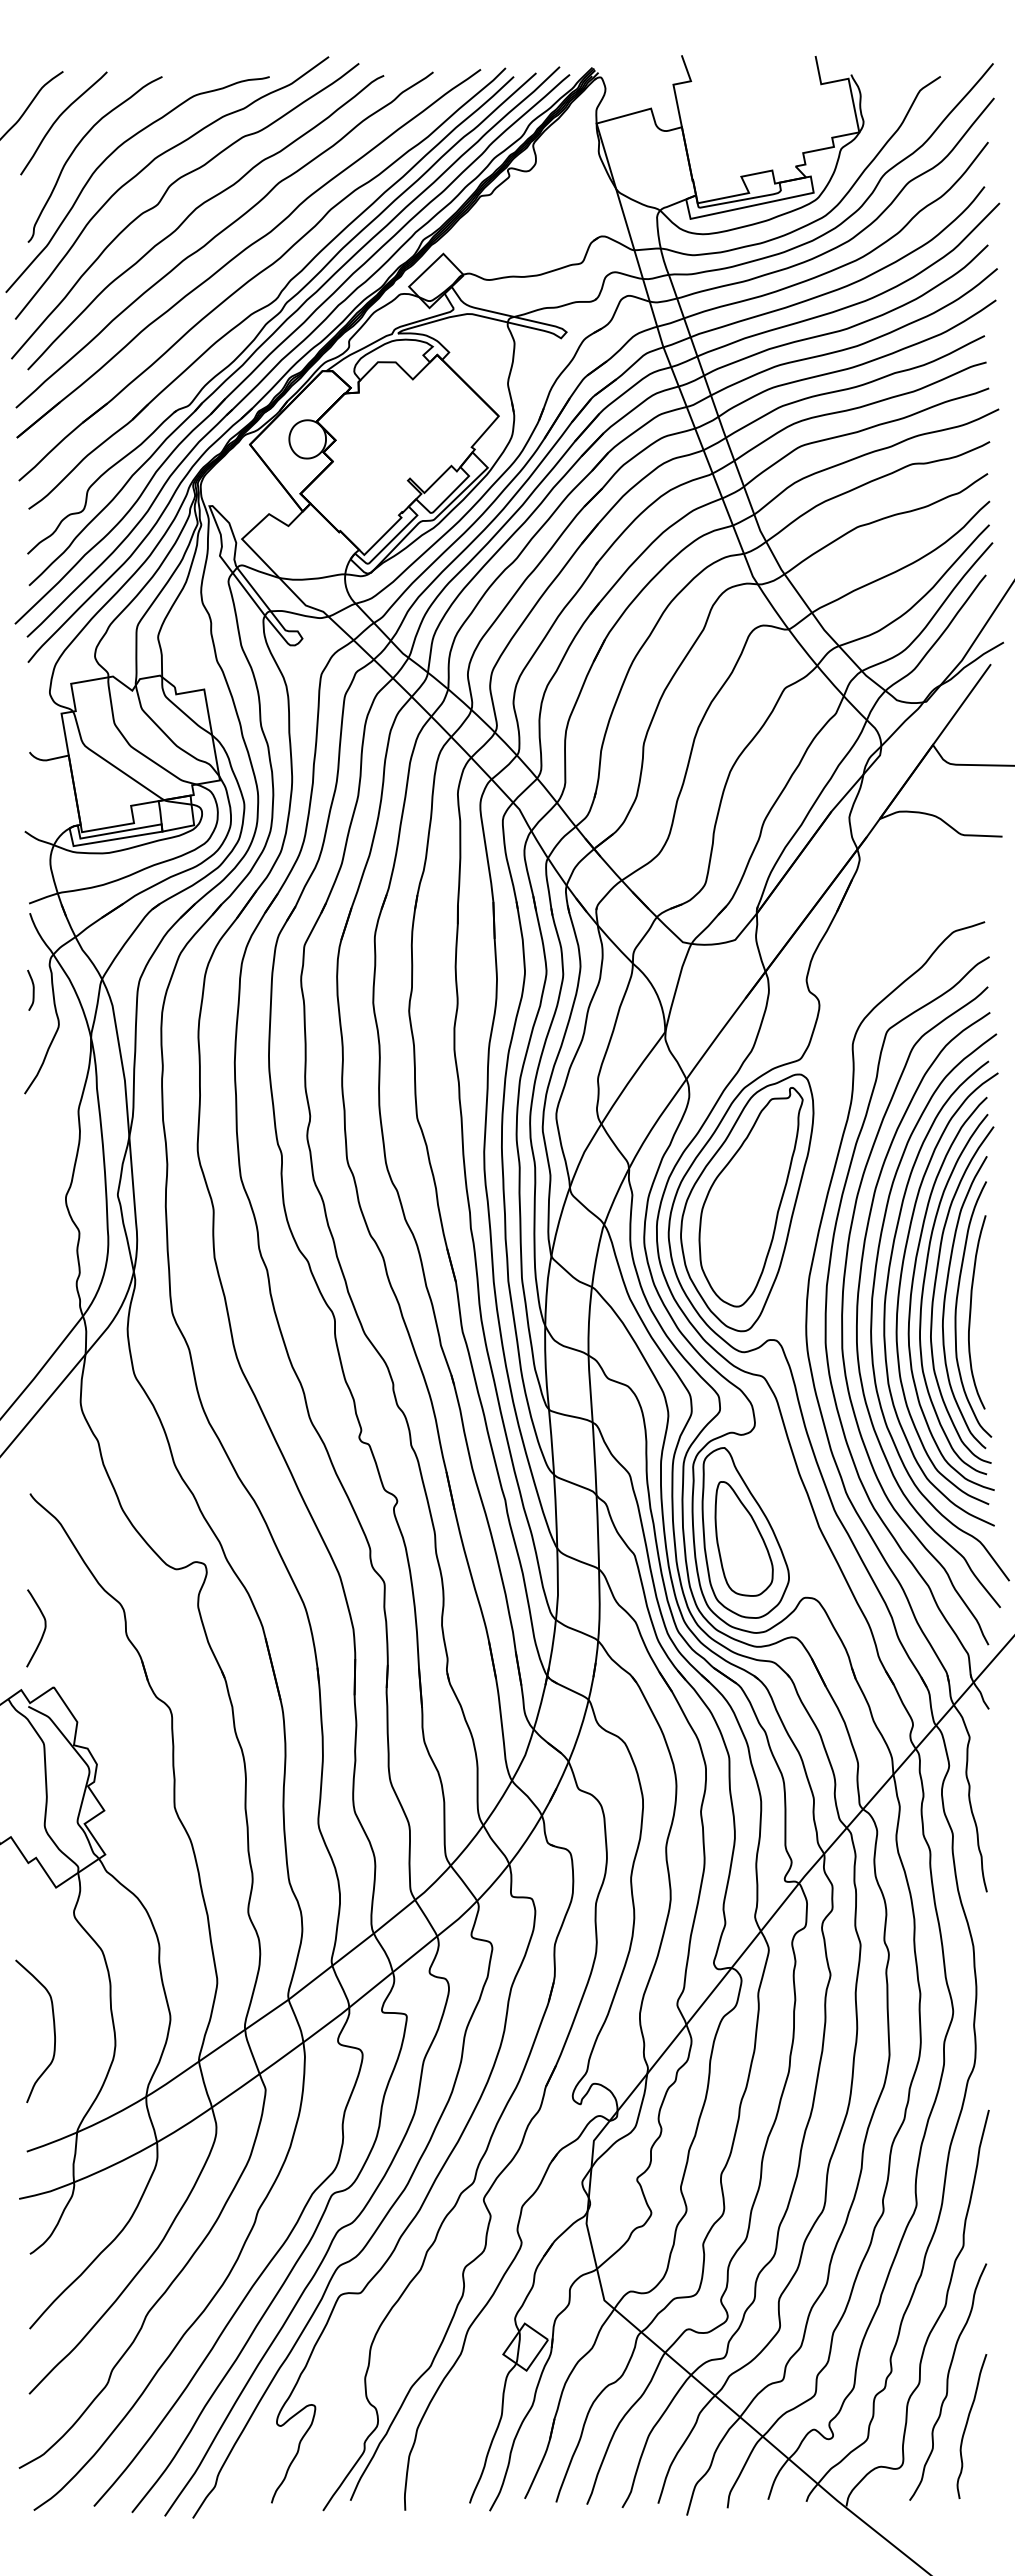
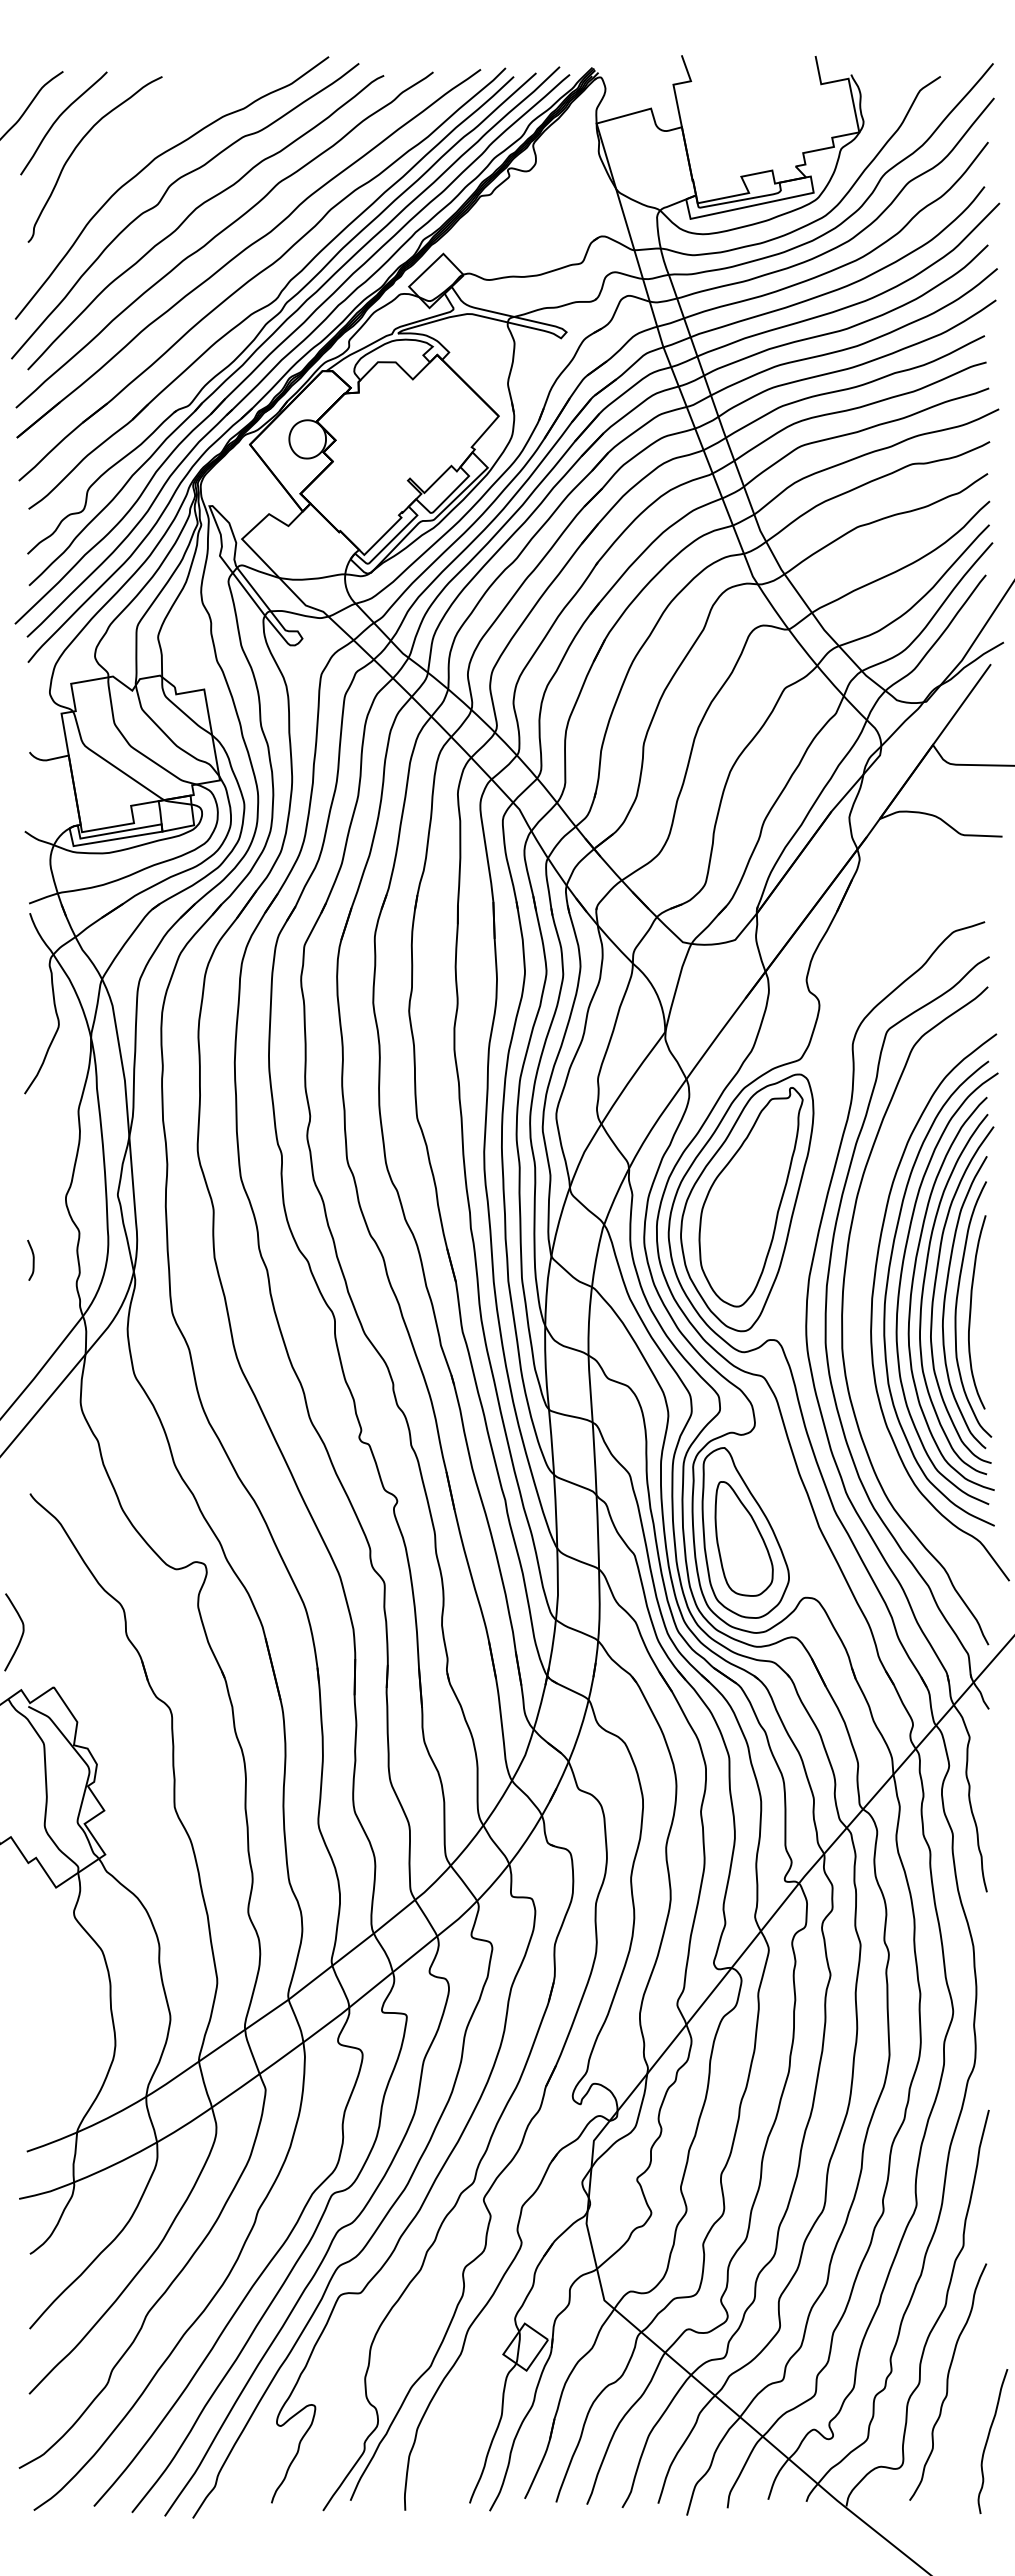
curve: present -> none (110, 156)
curve position: (32, 989) -> (32, 1259) (32, 1259)
curve: present -> none (858, 1310)
curve position: (43, 1630) -> (21, 1634) (21, 1634)
curve: present -> none (53, 2031)
curve position: (967, 2425) -> (988, 2440) (988, 2440)
